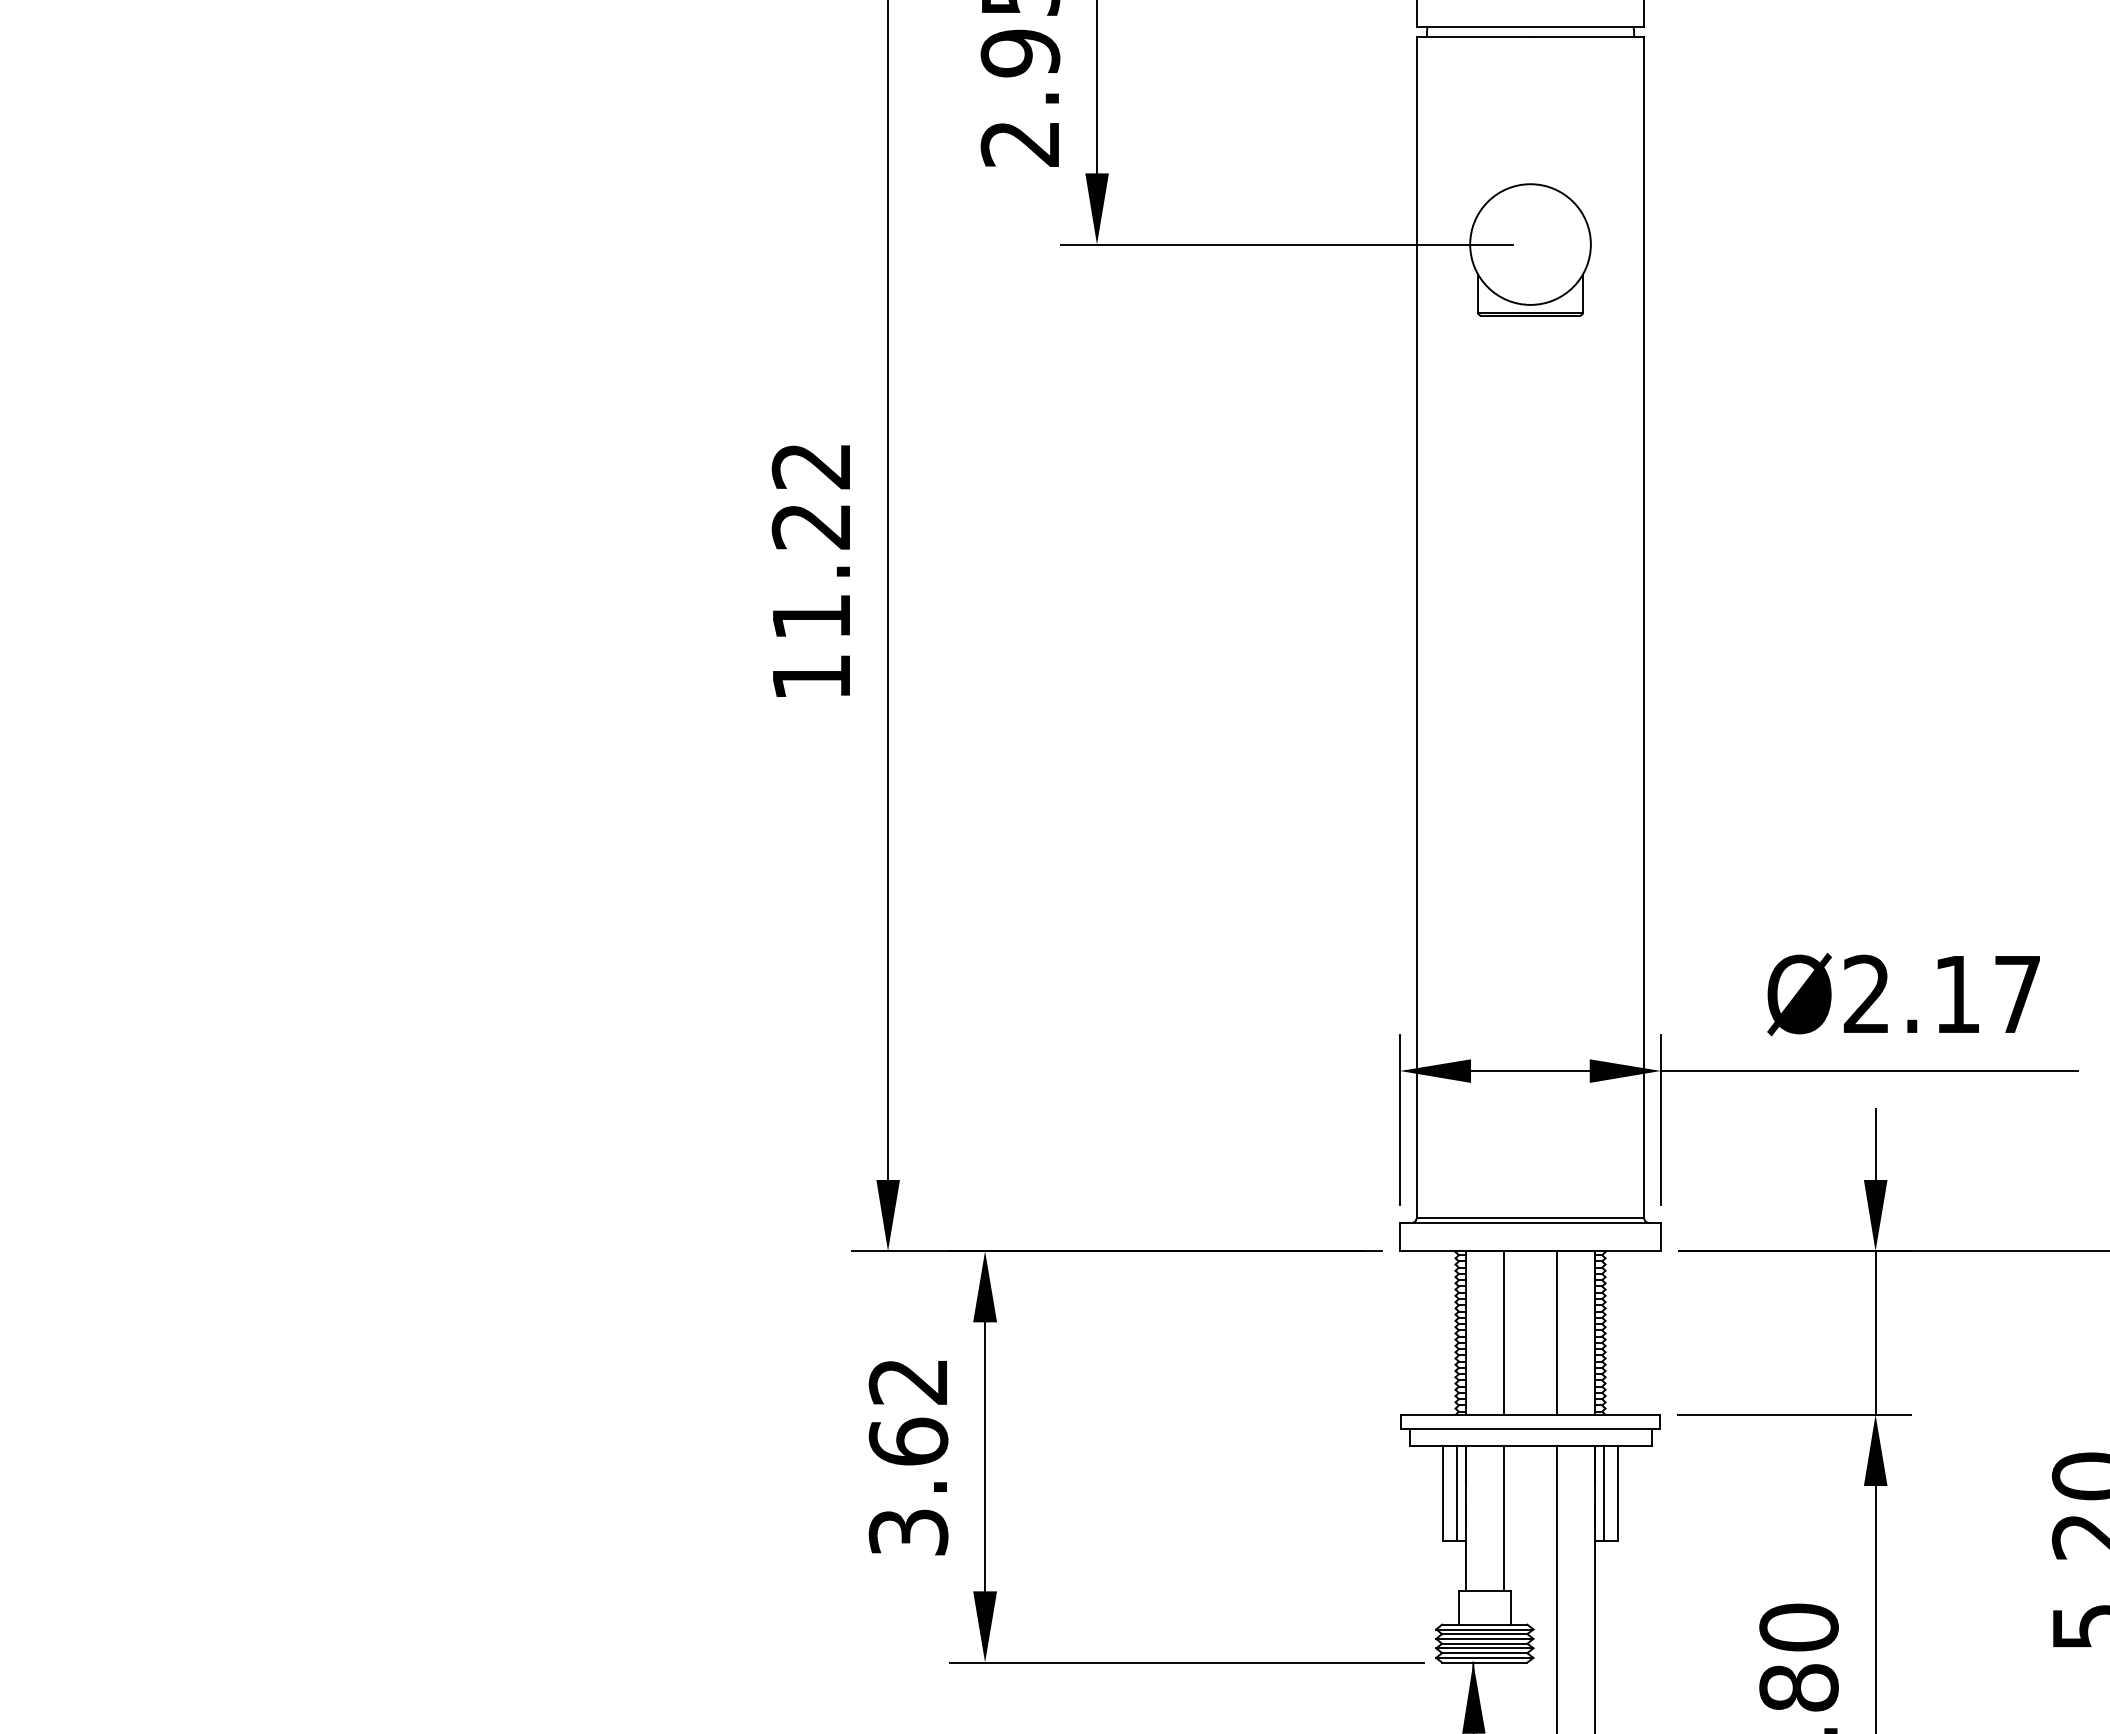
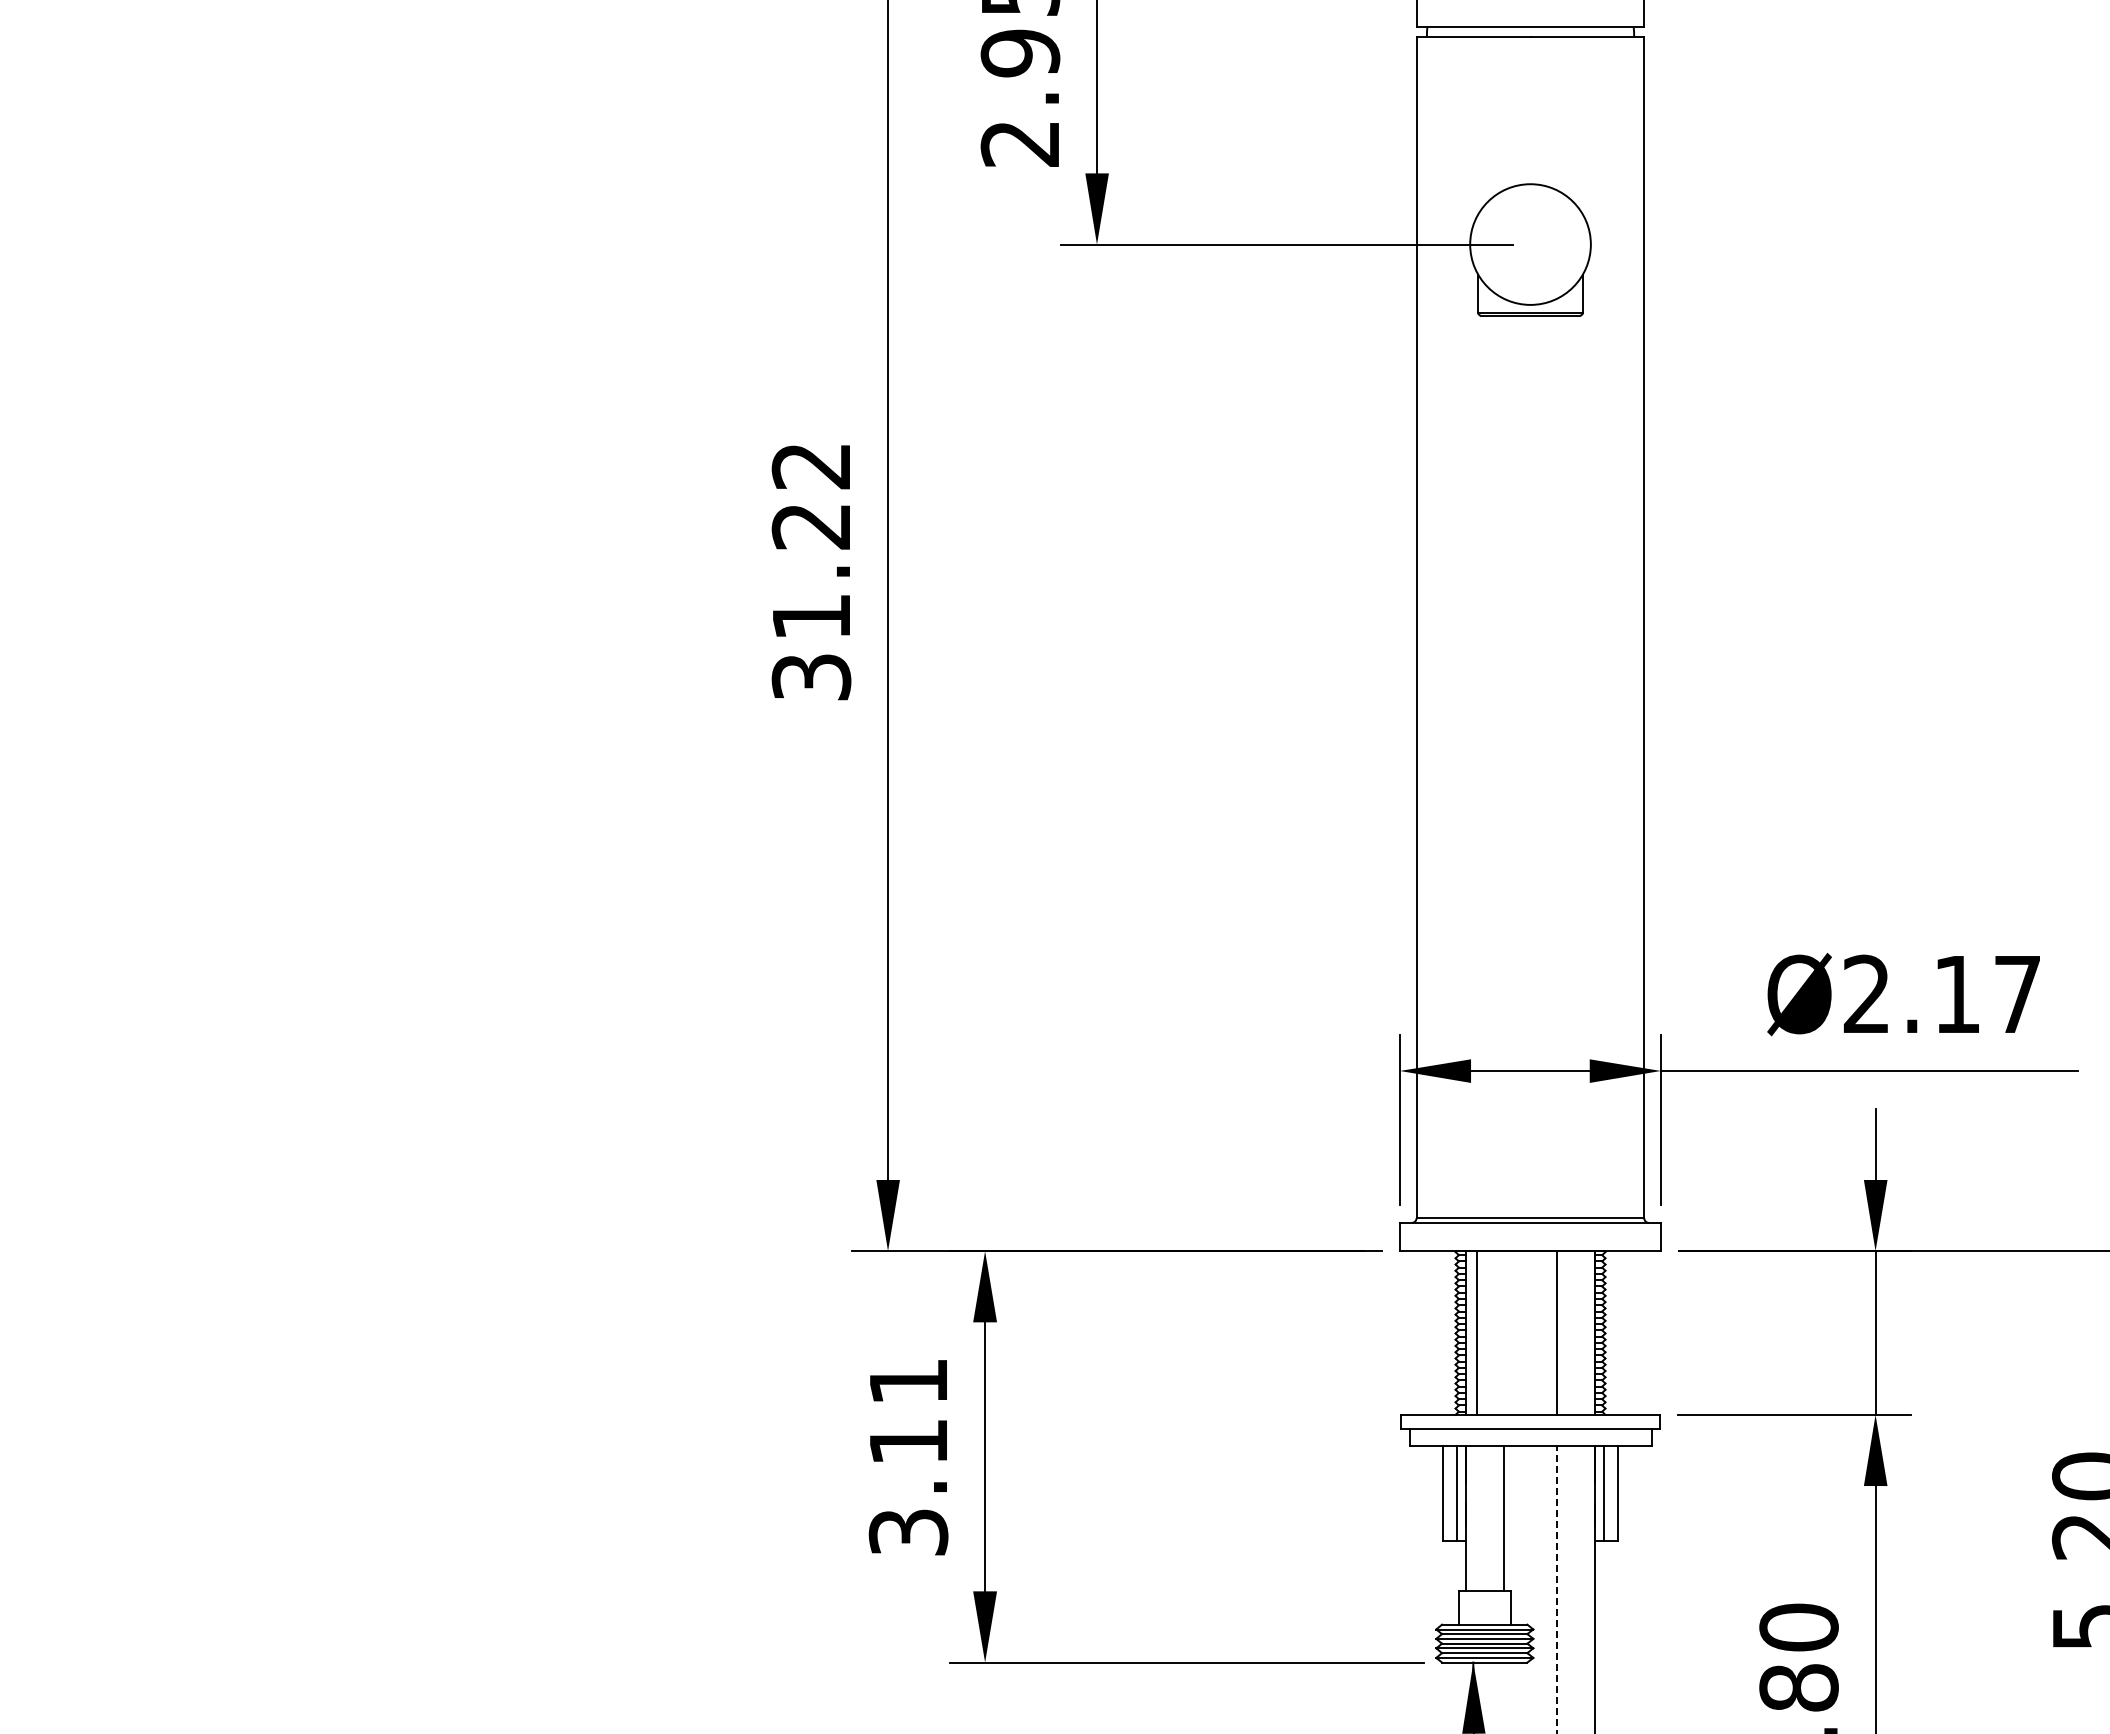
text: 11.22 -> 31.22 (811, 677)
line position: (1504, 1332) -> (1477, 1332) (1477, 1332)
text: 3.62 -> 3.11 (908, 1412)
line: solid -> dashed (1557, 1589)
